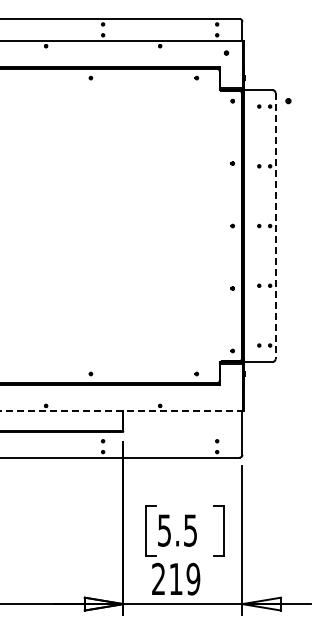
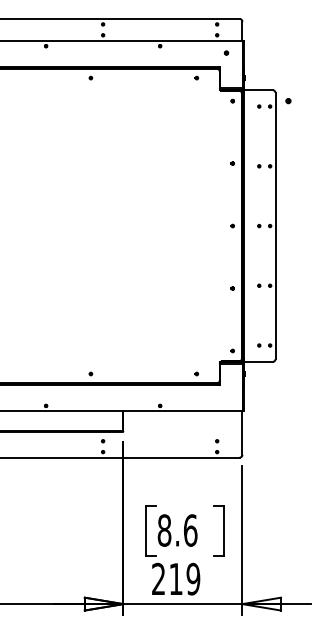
line: dashed -> solid (275, 226)
line: dashed -> solid (121, 411)
text: 5.5 -> 8.6 (177, 530)
